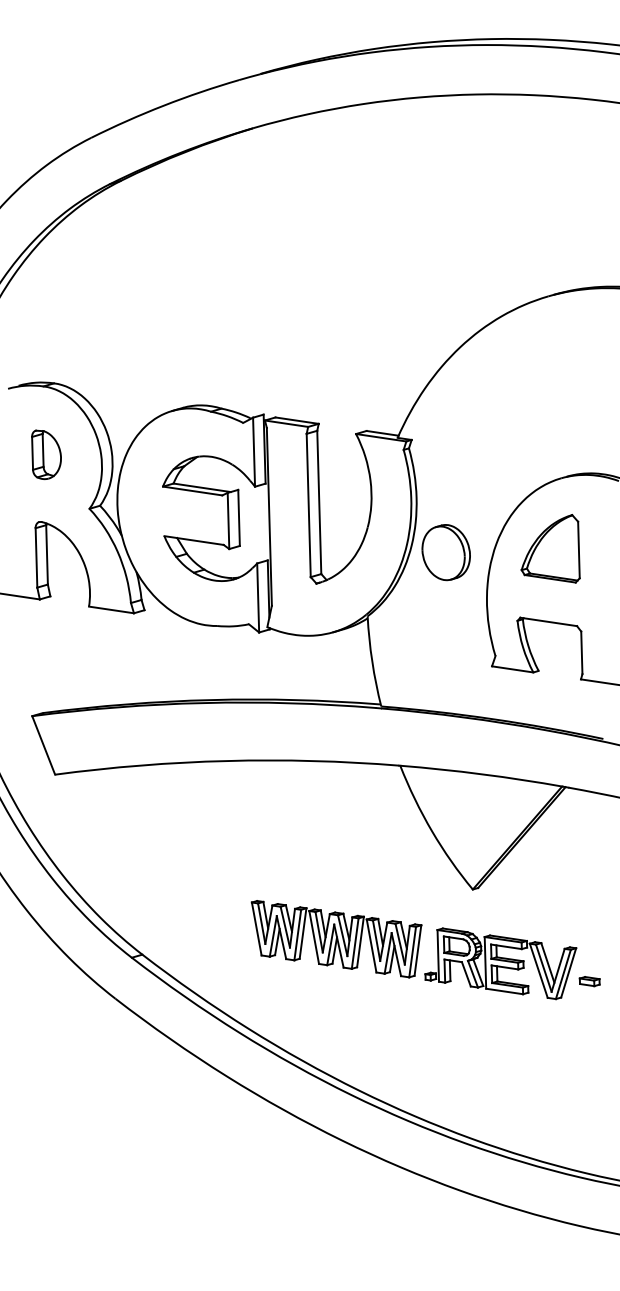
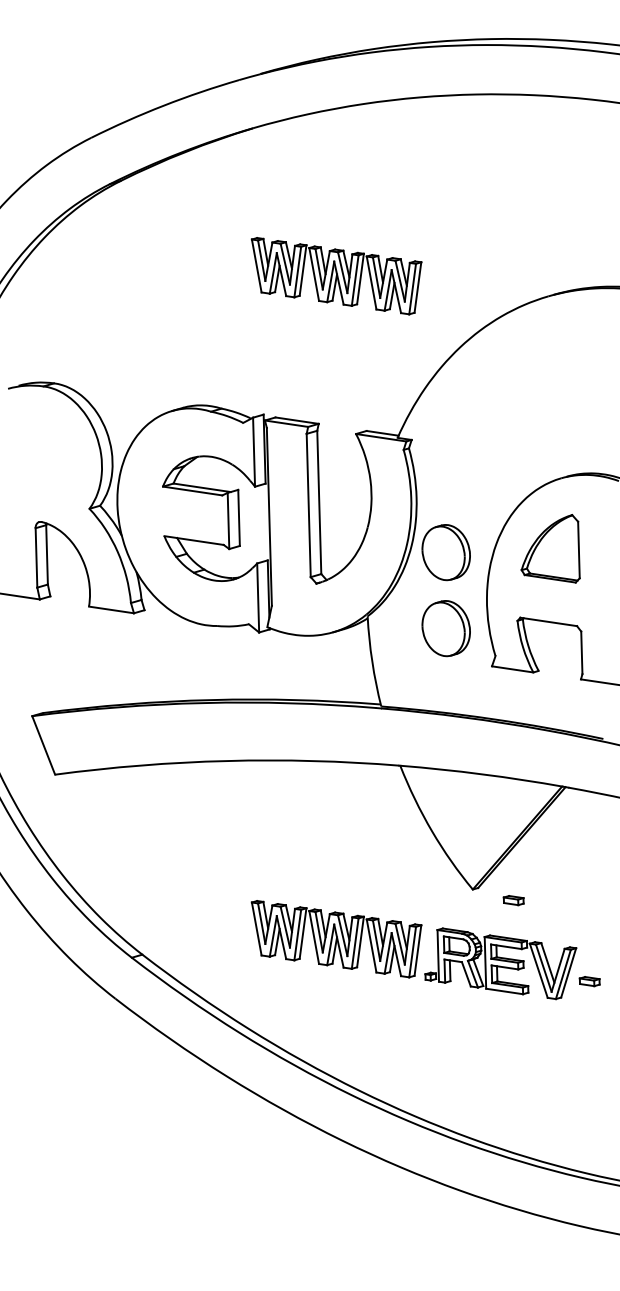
part: none -> present (336, 276)
part: present -> none (46, 454)
part: none -> present (445, 628)
part: none -> present (513, 900)
